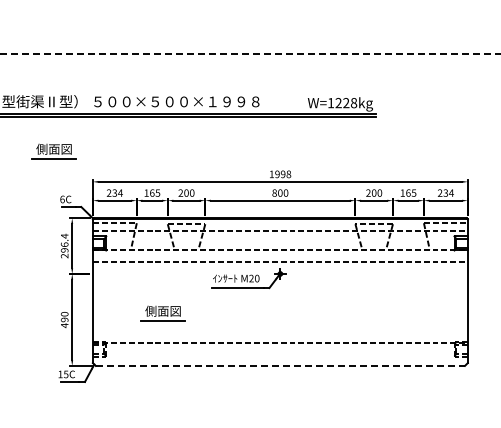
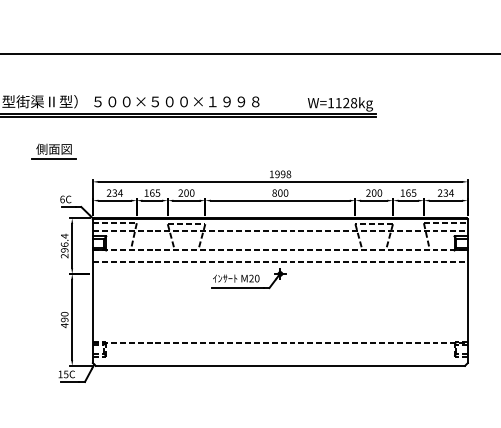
line: dashed -> solid (250, 54)
text: W=1228kg -> W=1128kg (338, 102)
part: present -> none (162, 313)
line: dashed -> solid (280, 365)
